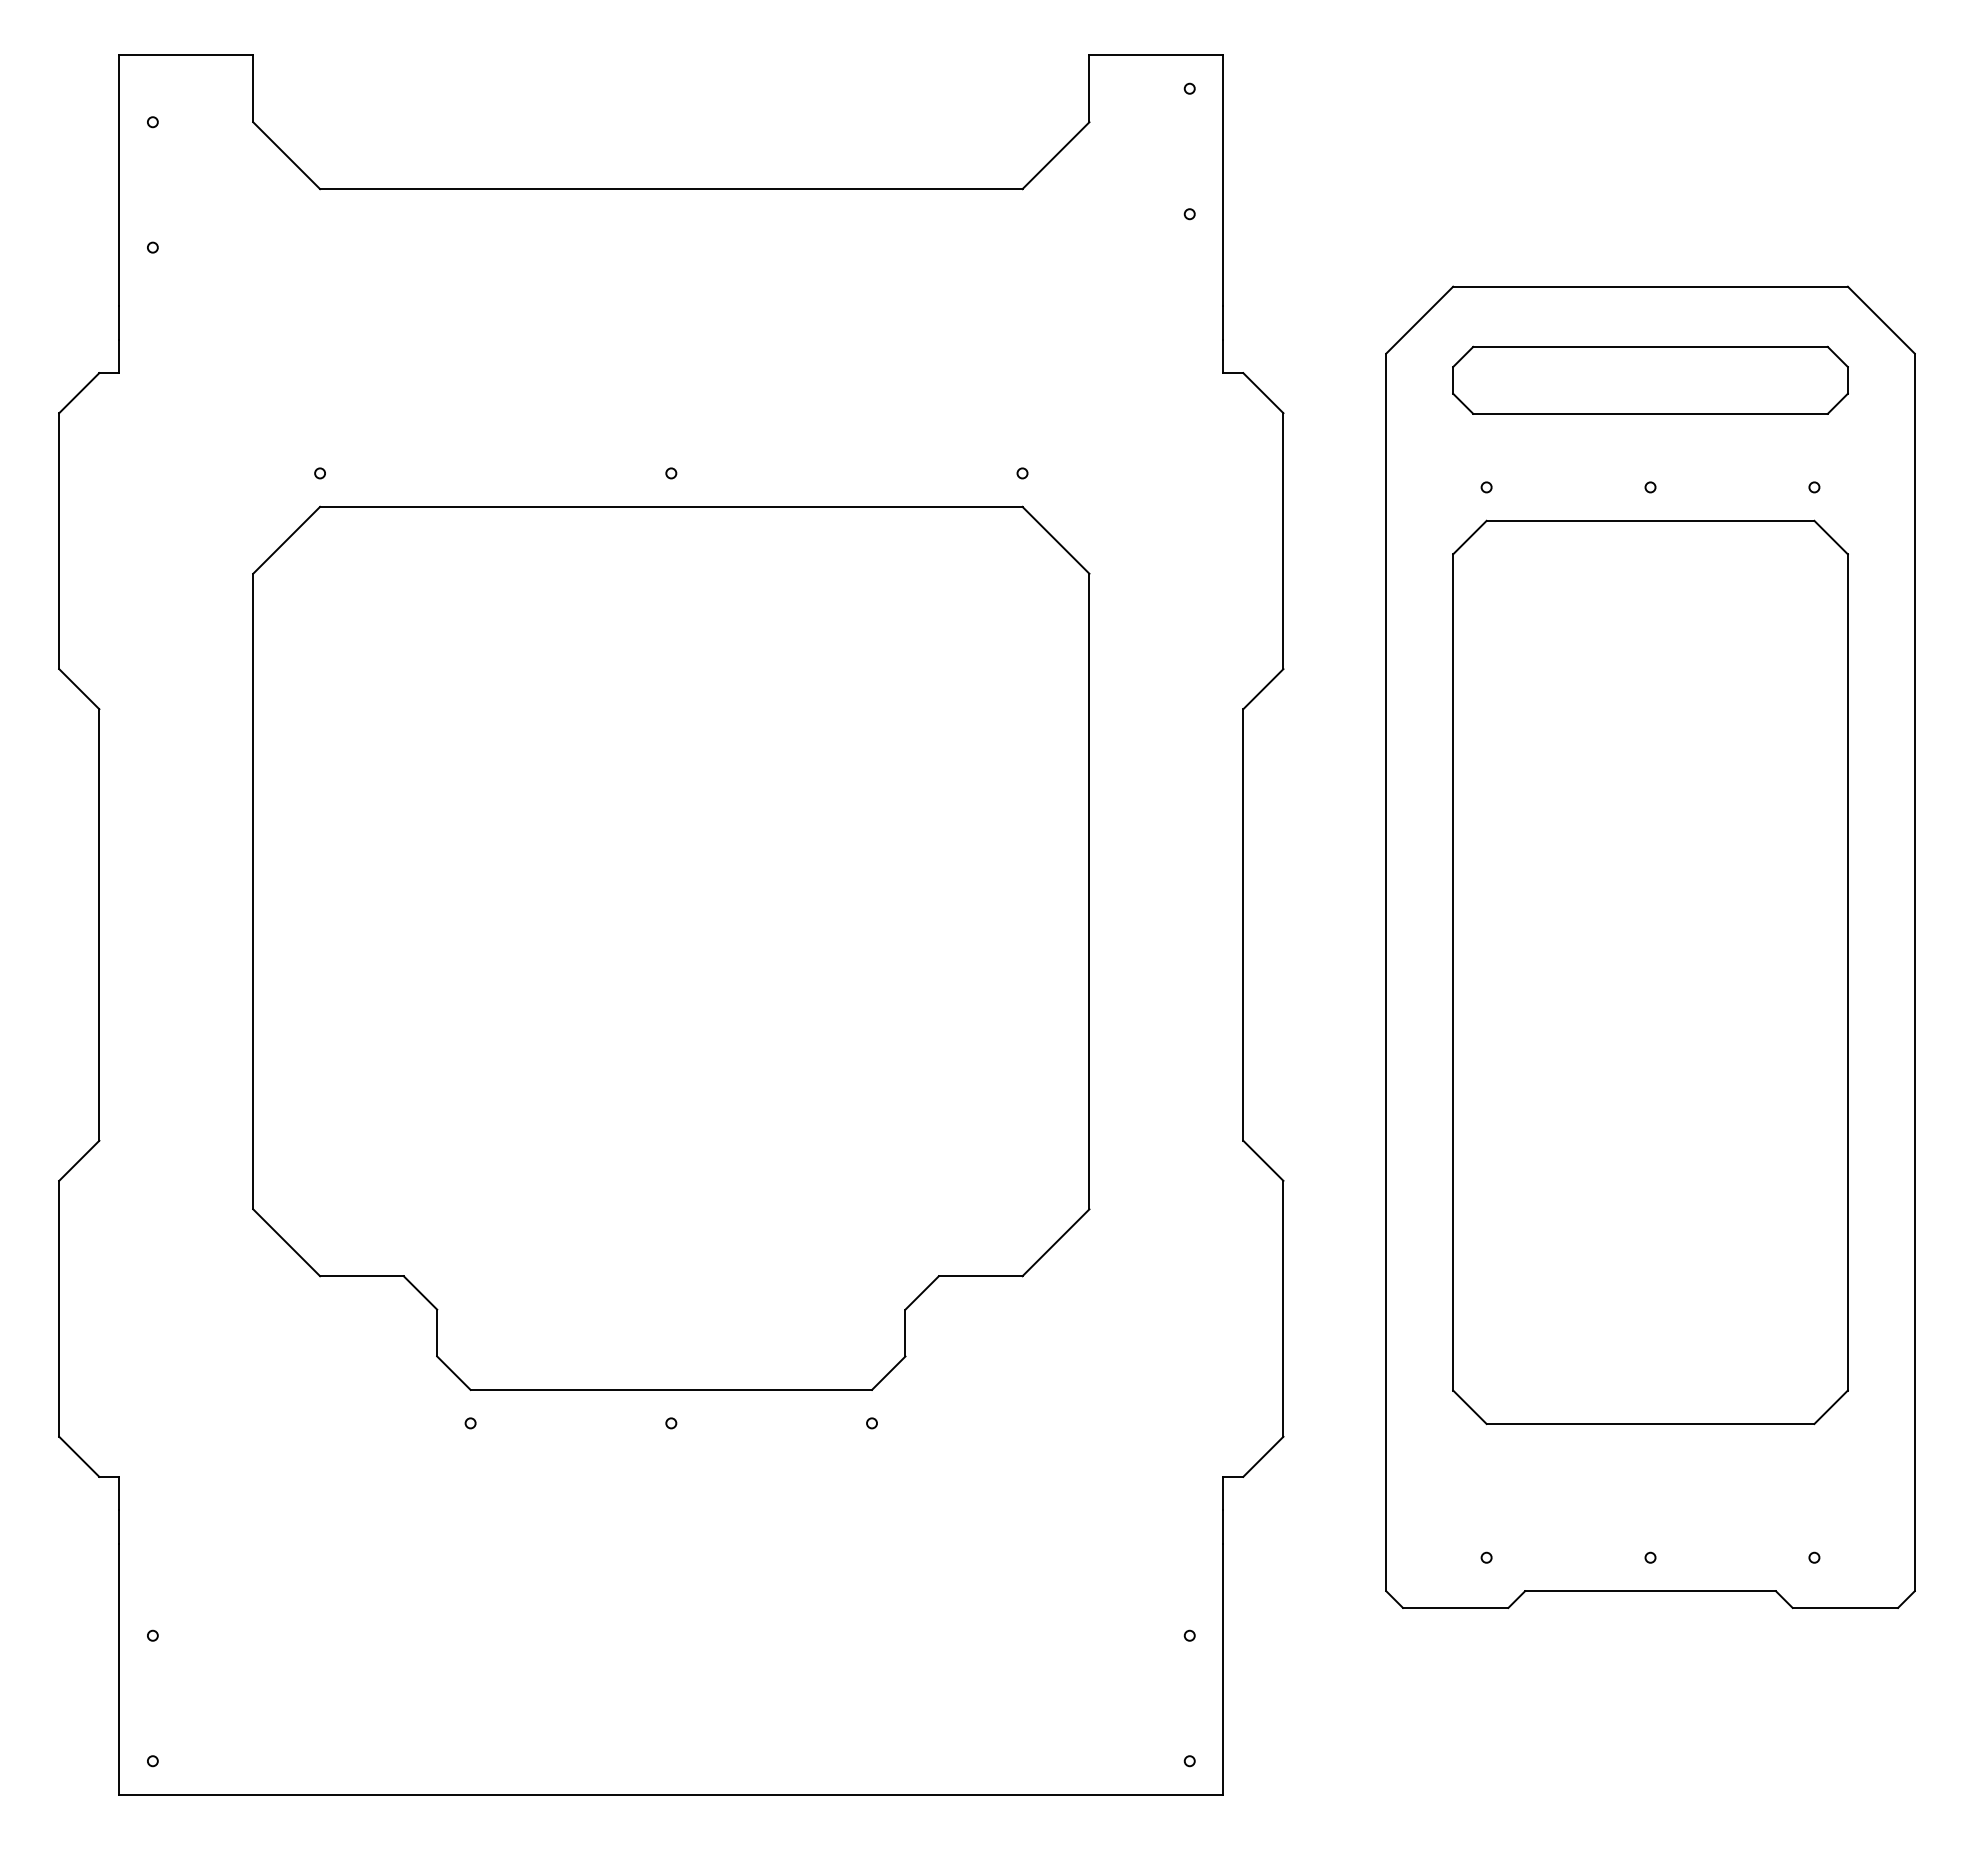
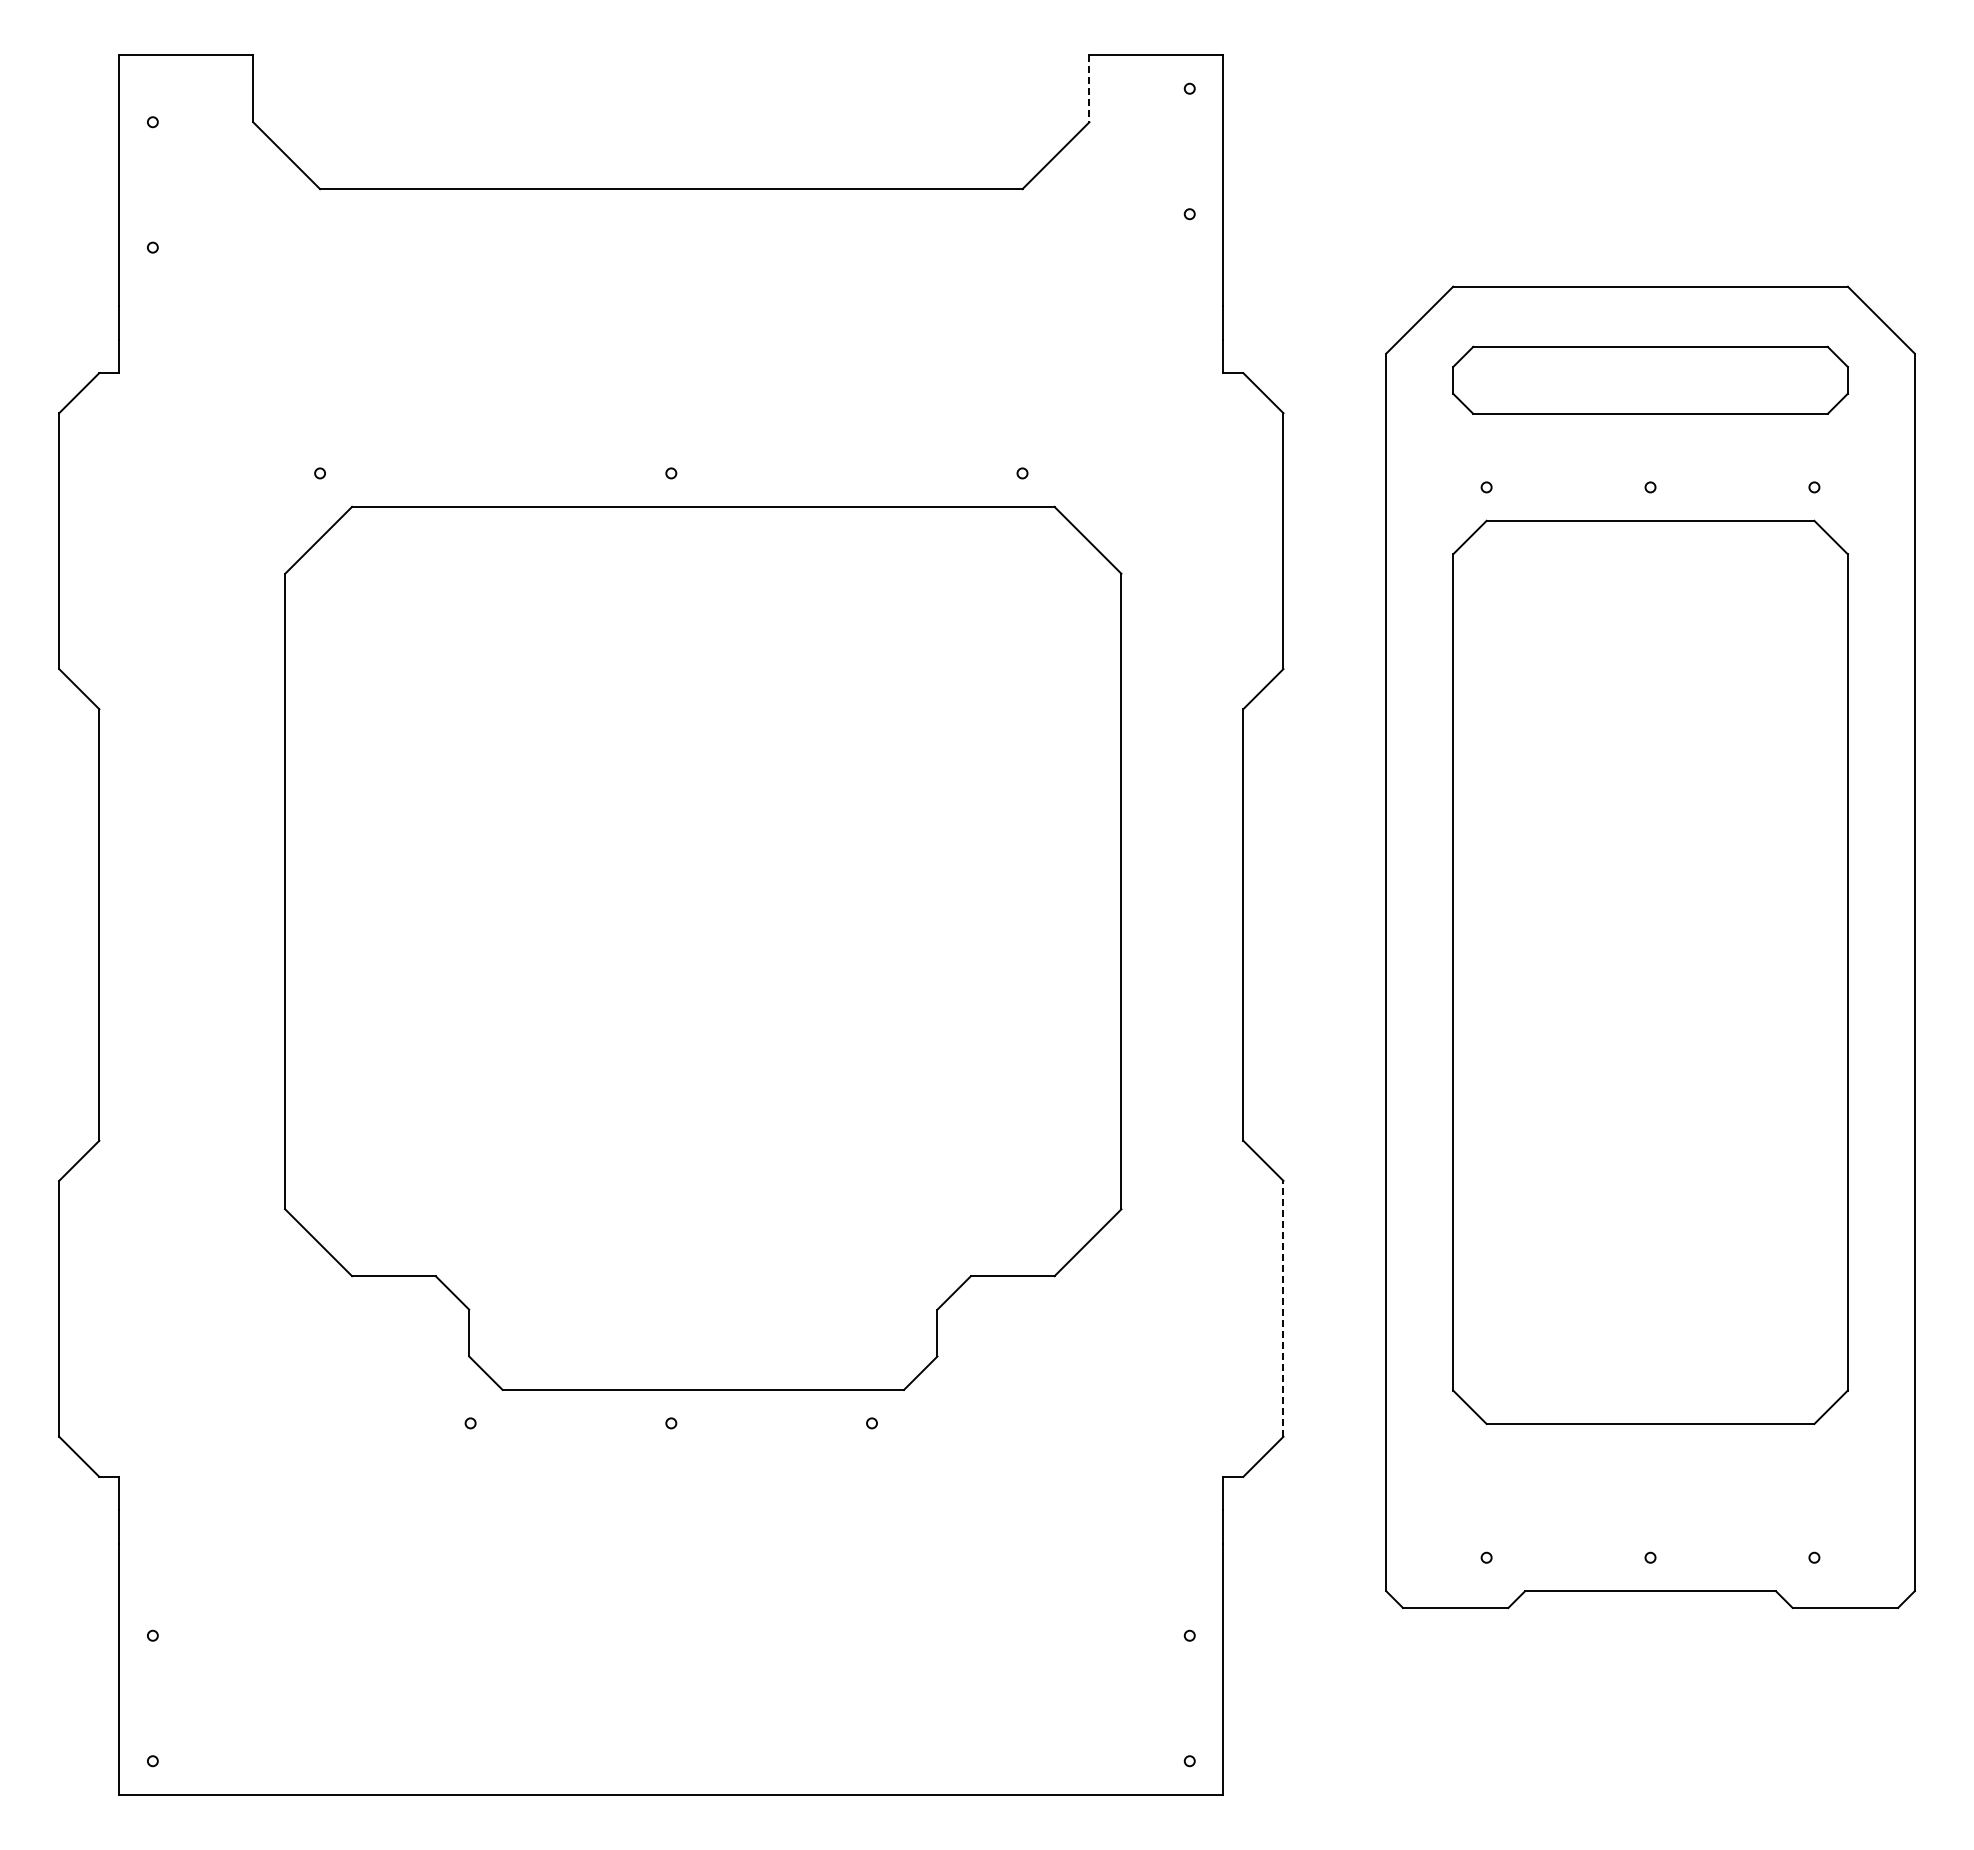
line: solid -> dashed (1089, 89)
part position: (671, 947) -> (703, 947) (703, 947)
line: solid -> dashed (1283, 1308)
